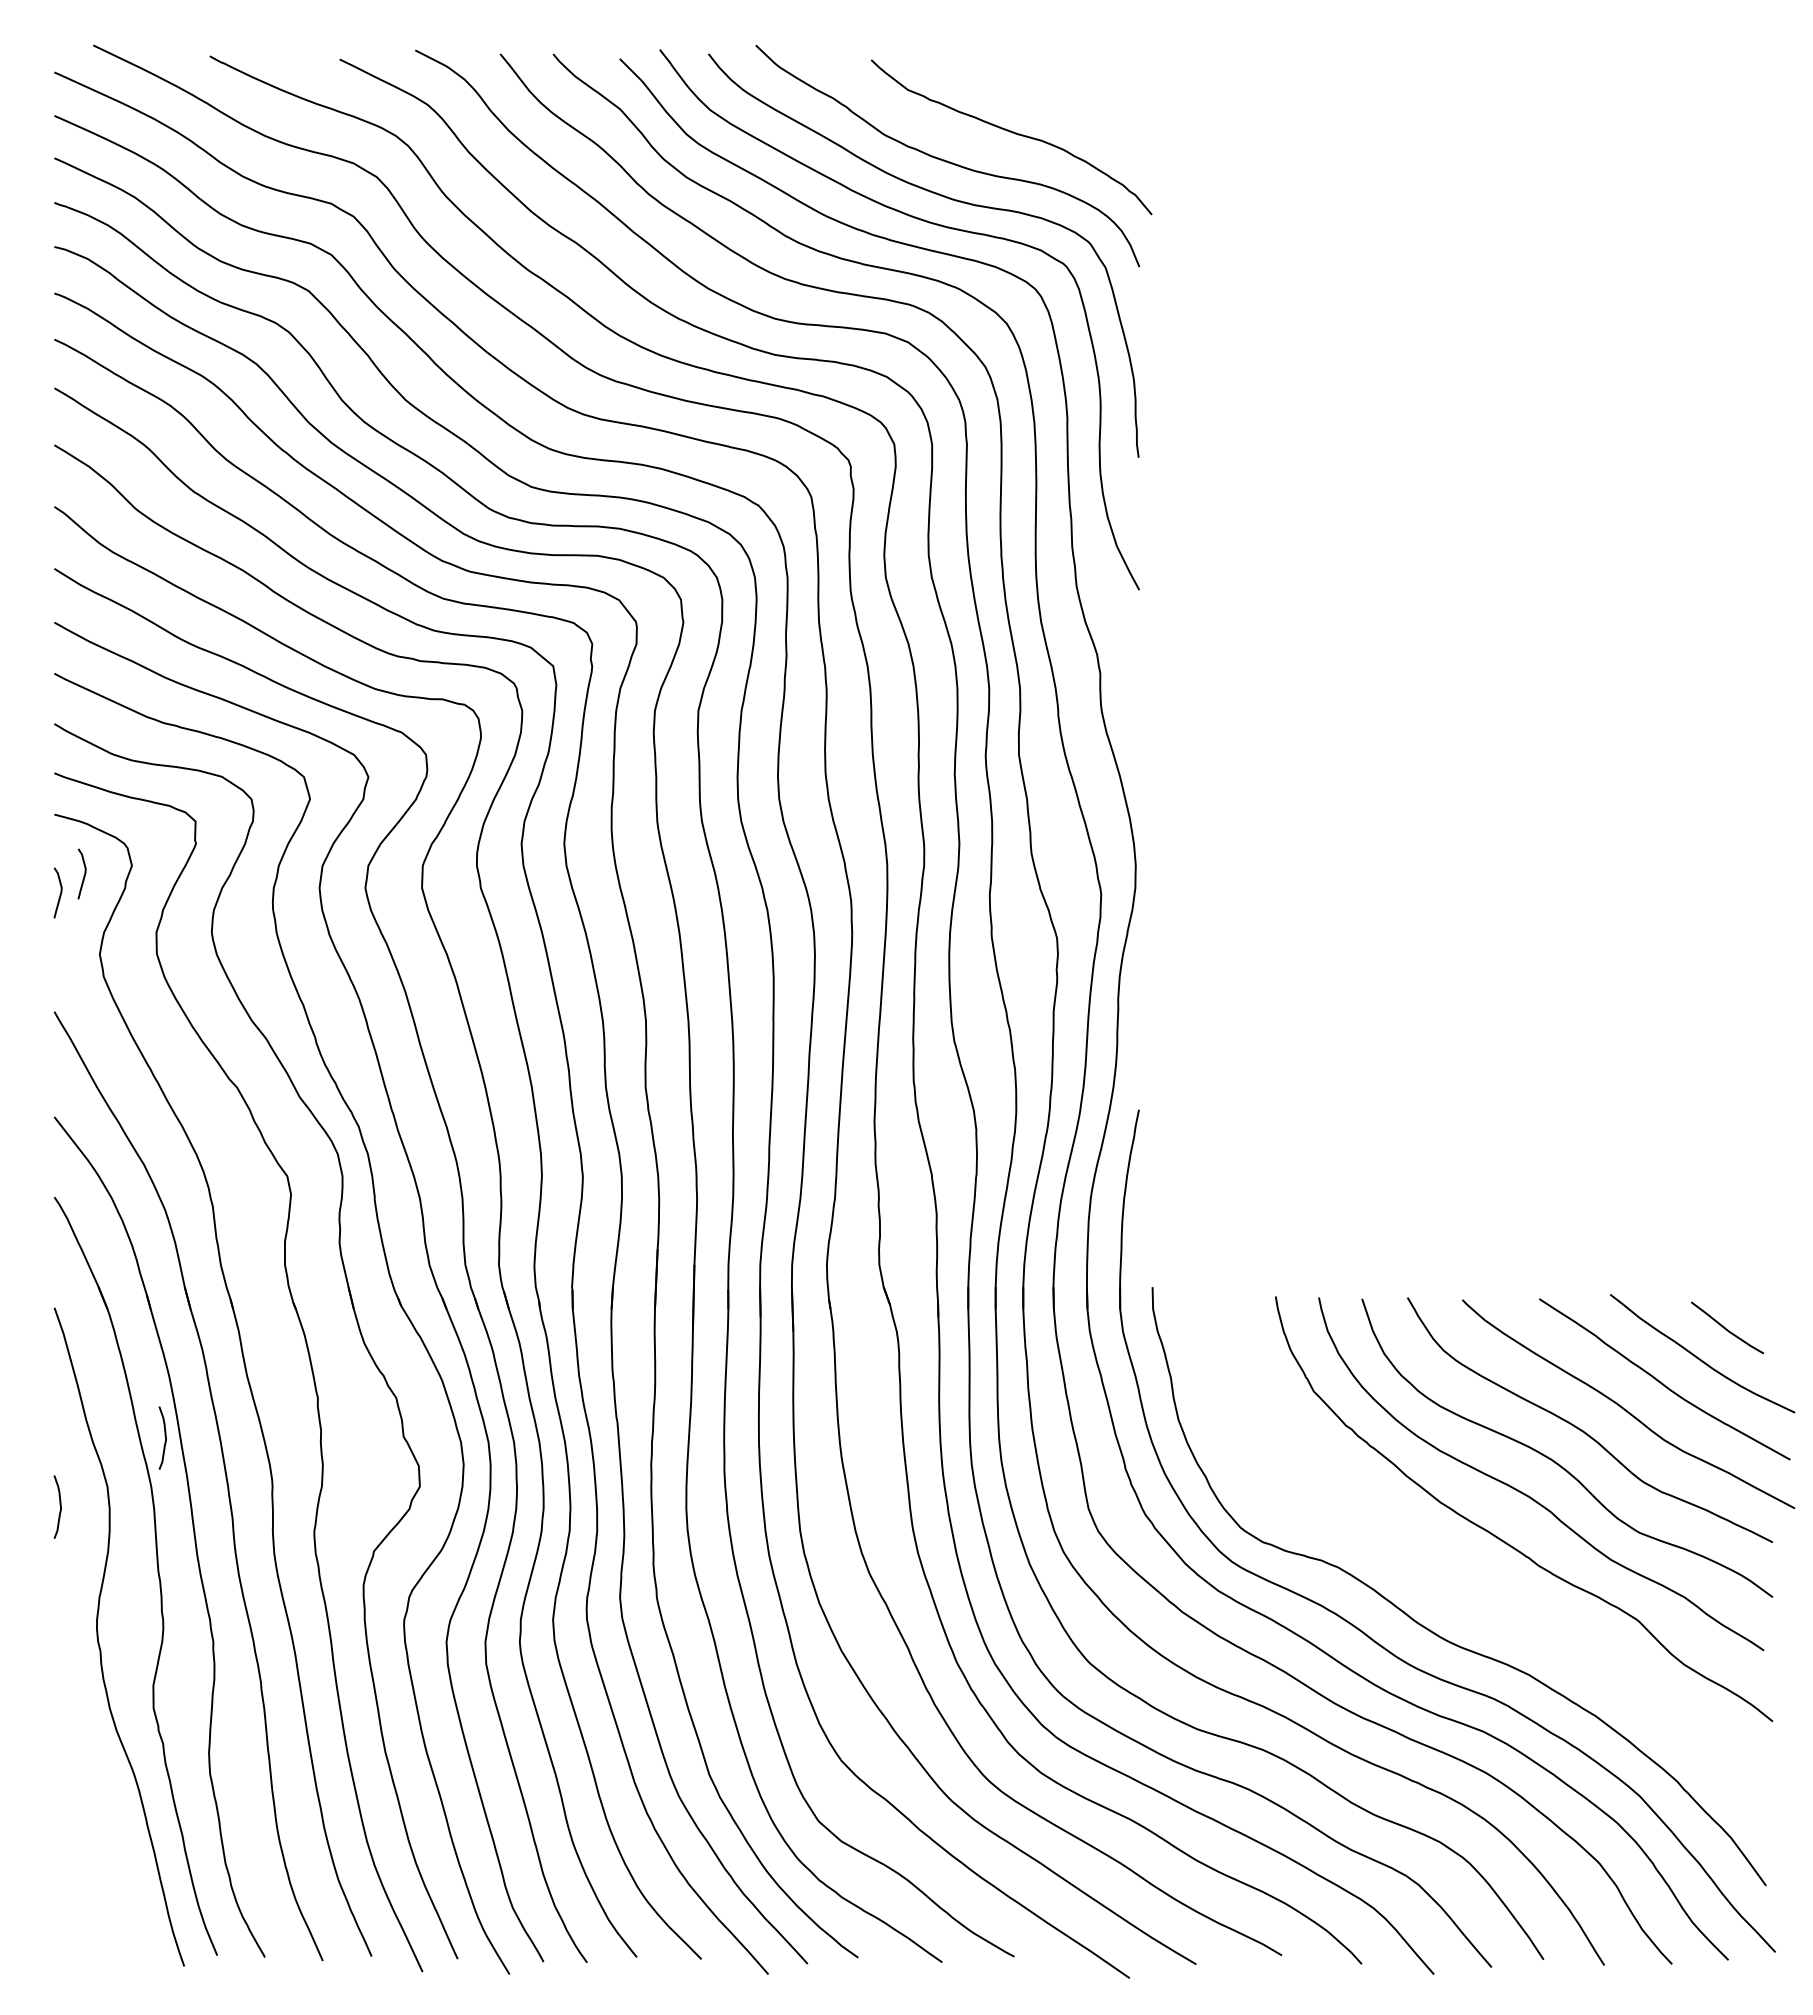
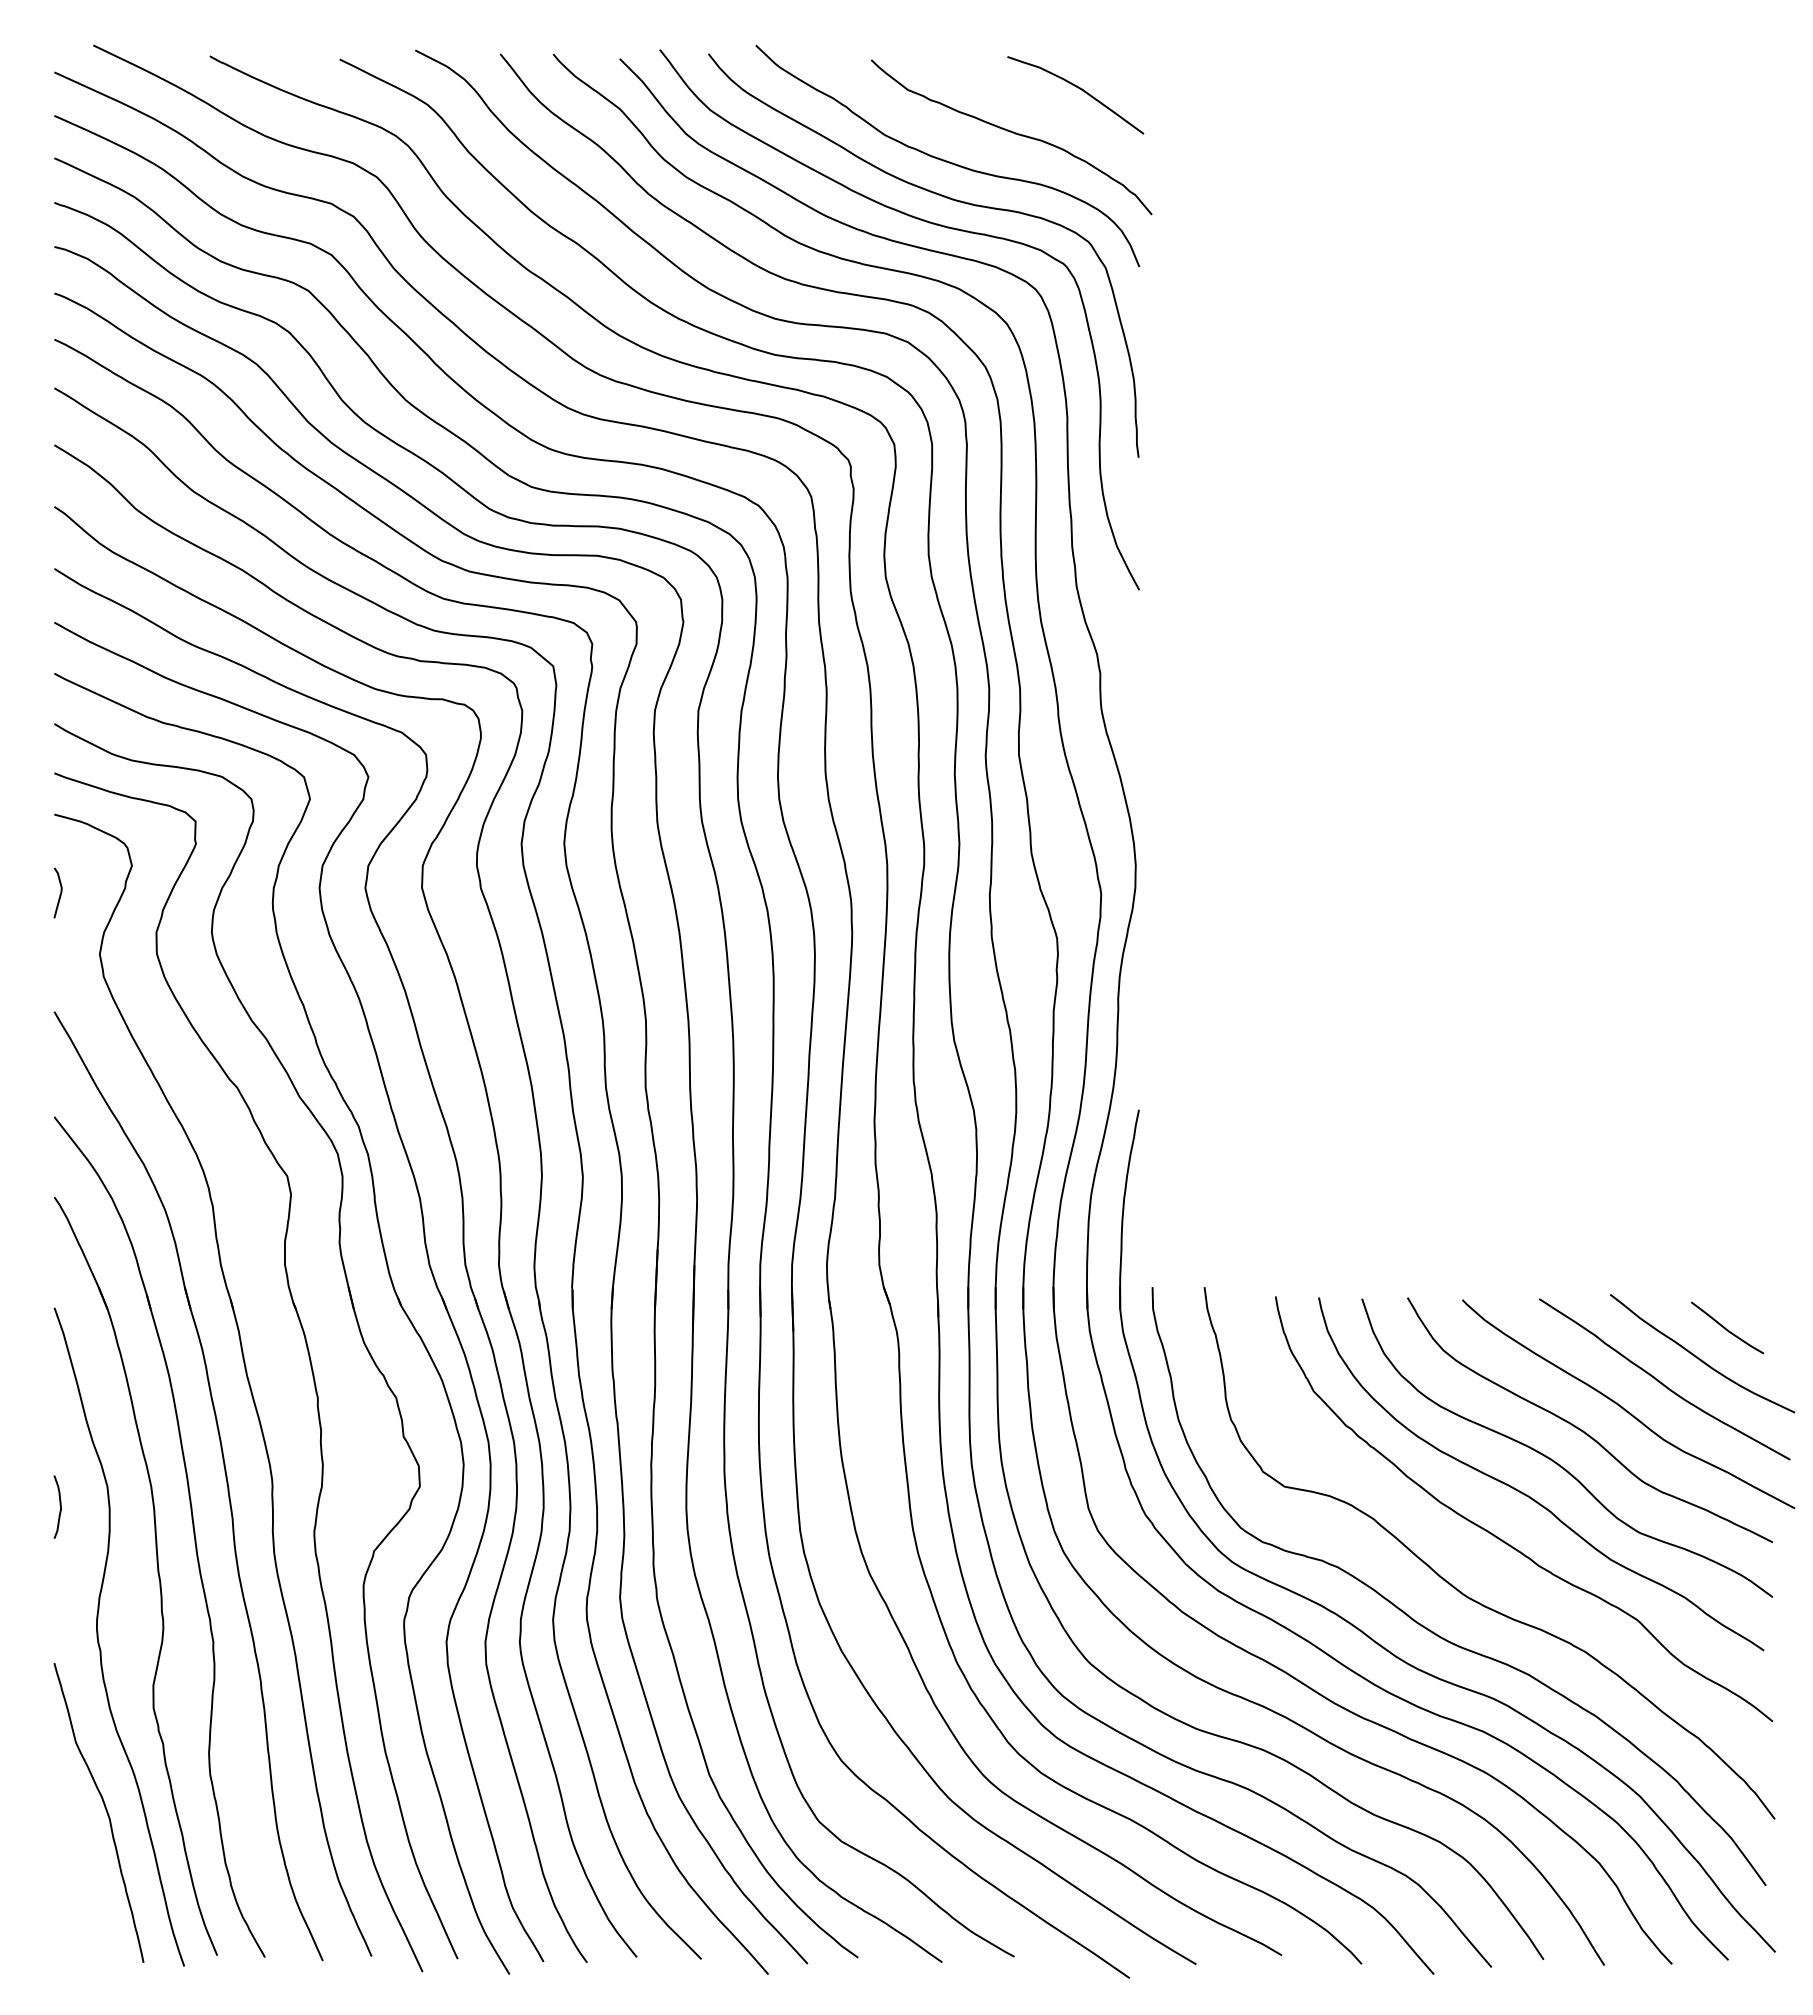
curve: none -> present (1079, 89)
curve: present -> none (83, 875)
curve: present -> none (164, 1436)
curve: none -> present (1461, 1591)
curve: none -> present (105, 1810)
